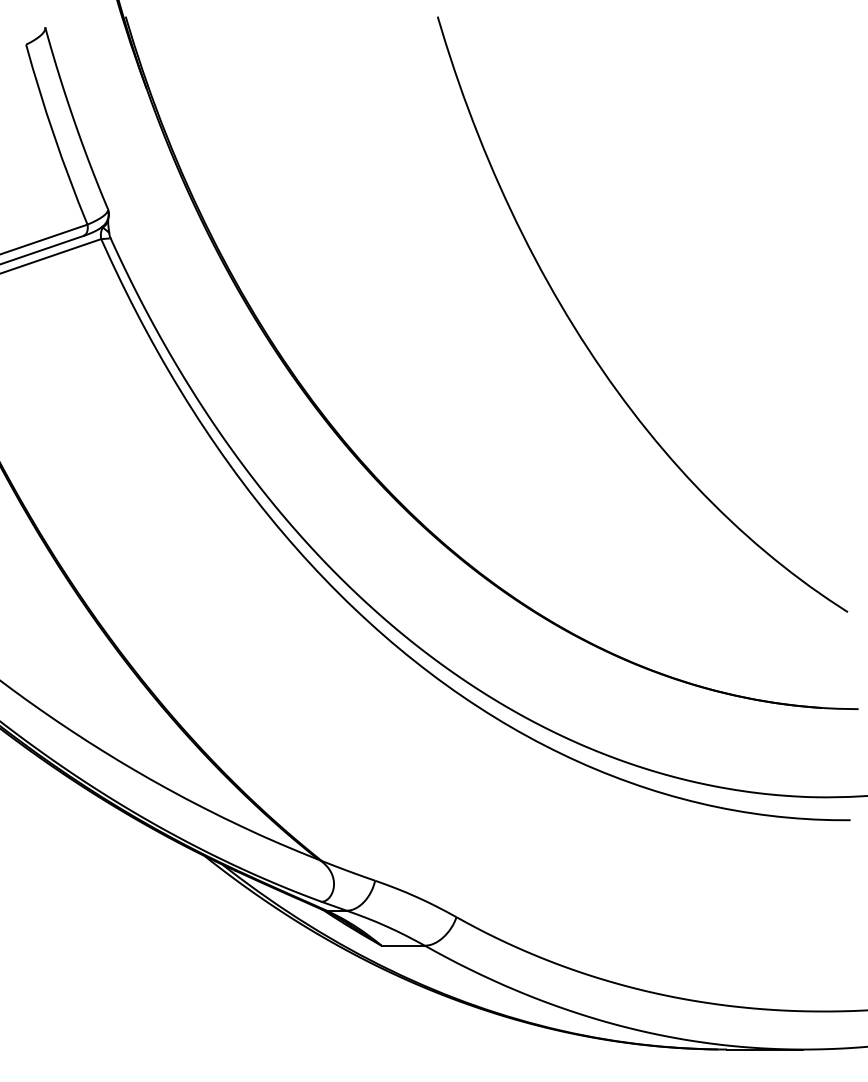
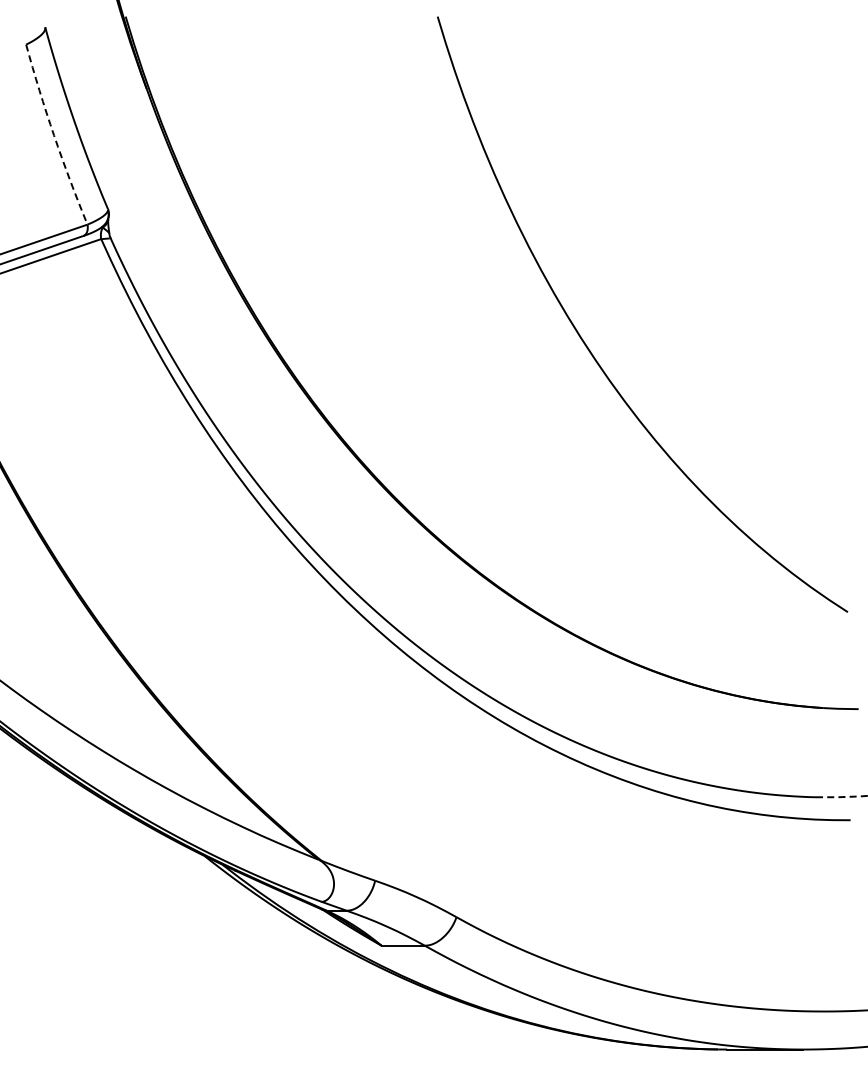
arc: solid -> dashed (54, 135)
arc: solid -> dashed (841, 797)
